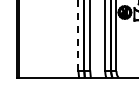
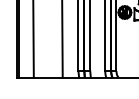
line: dashed -> solid (78, 35)
line: none -> present (33, 39)
line: none -> present (62, 39)
